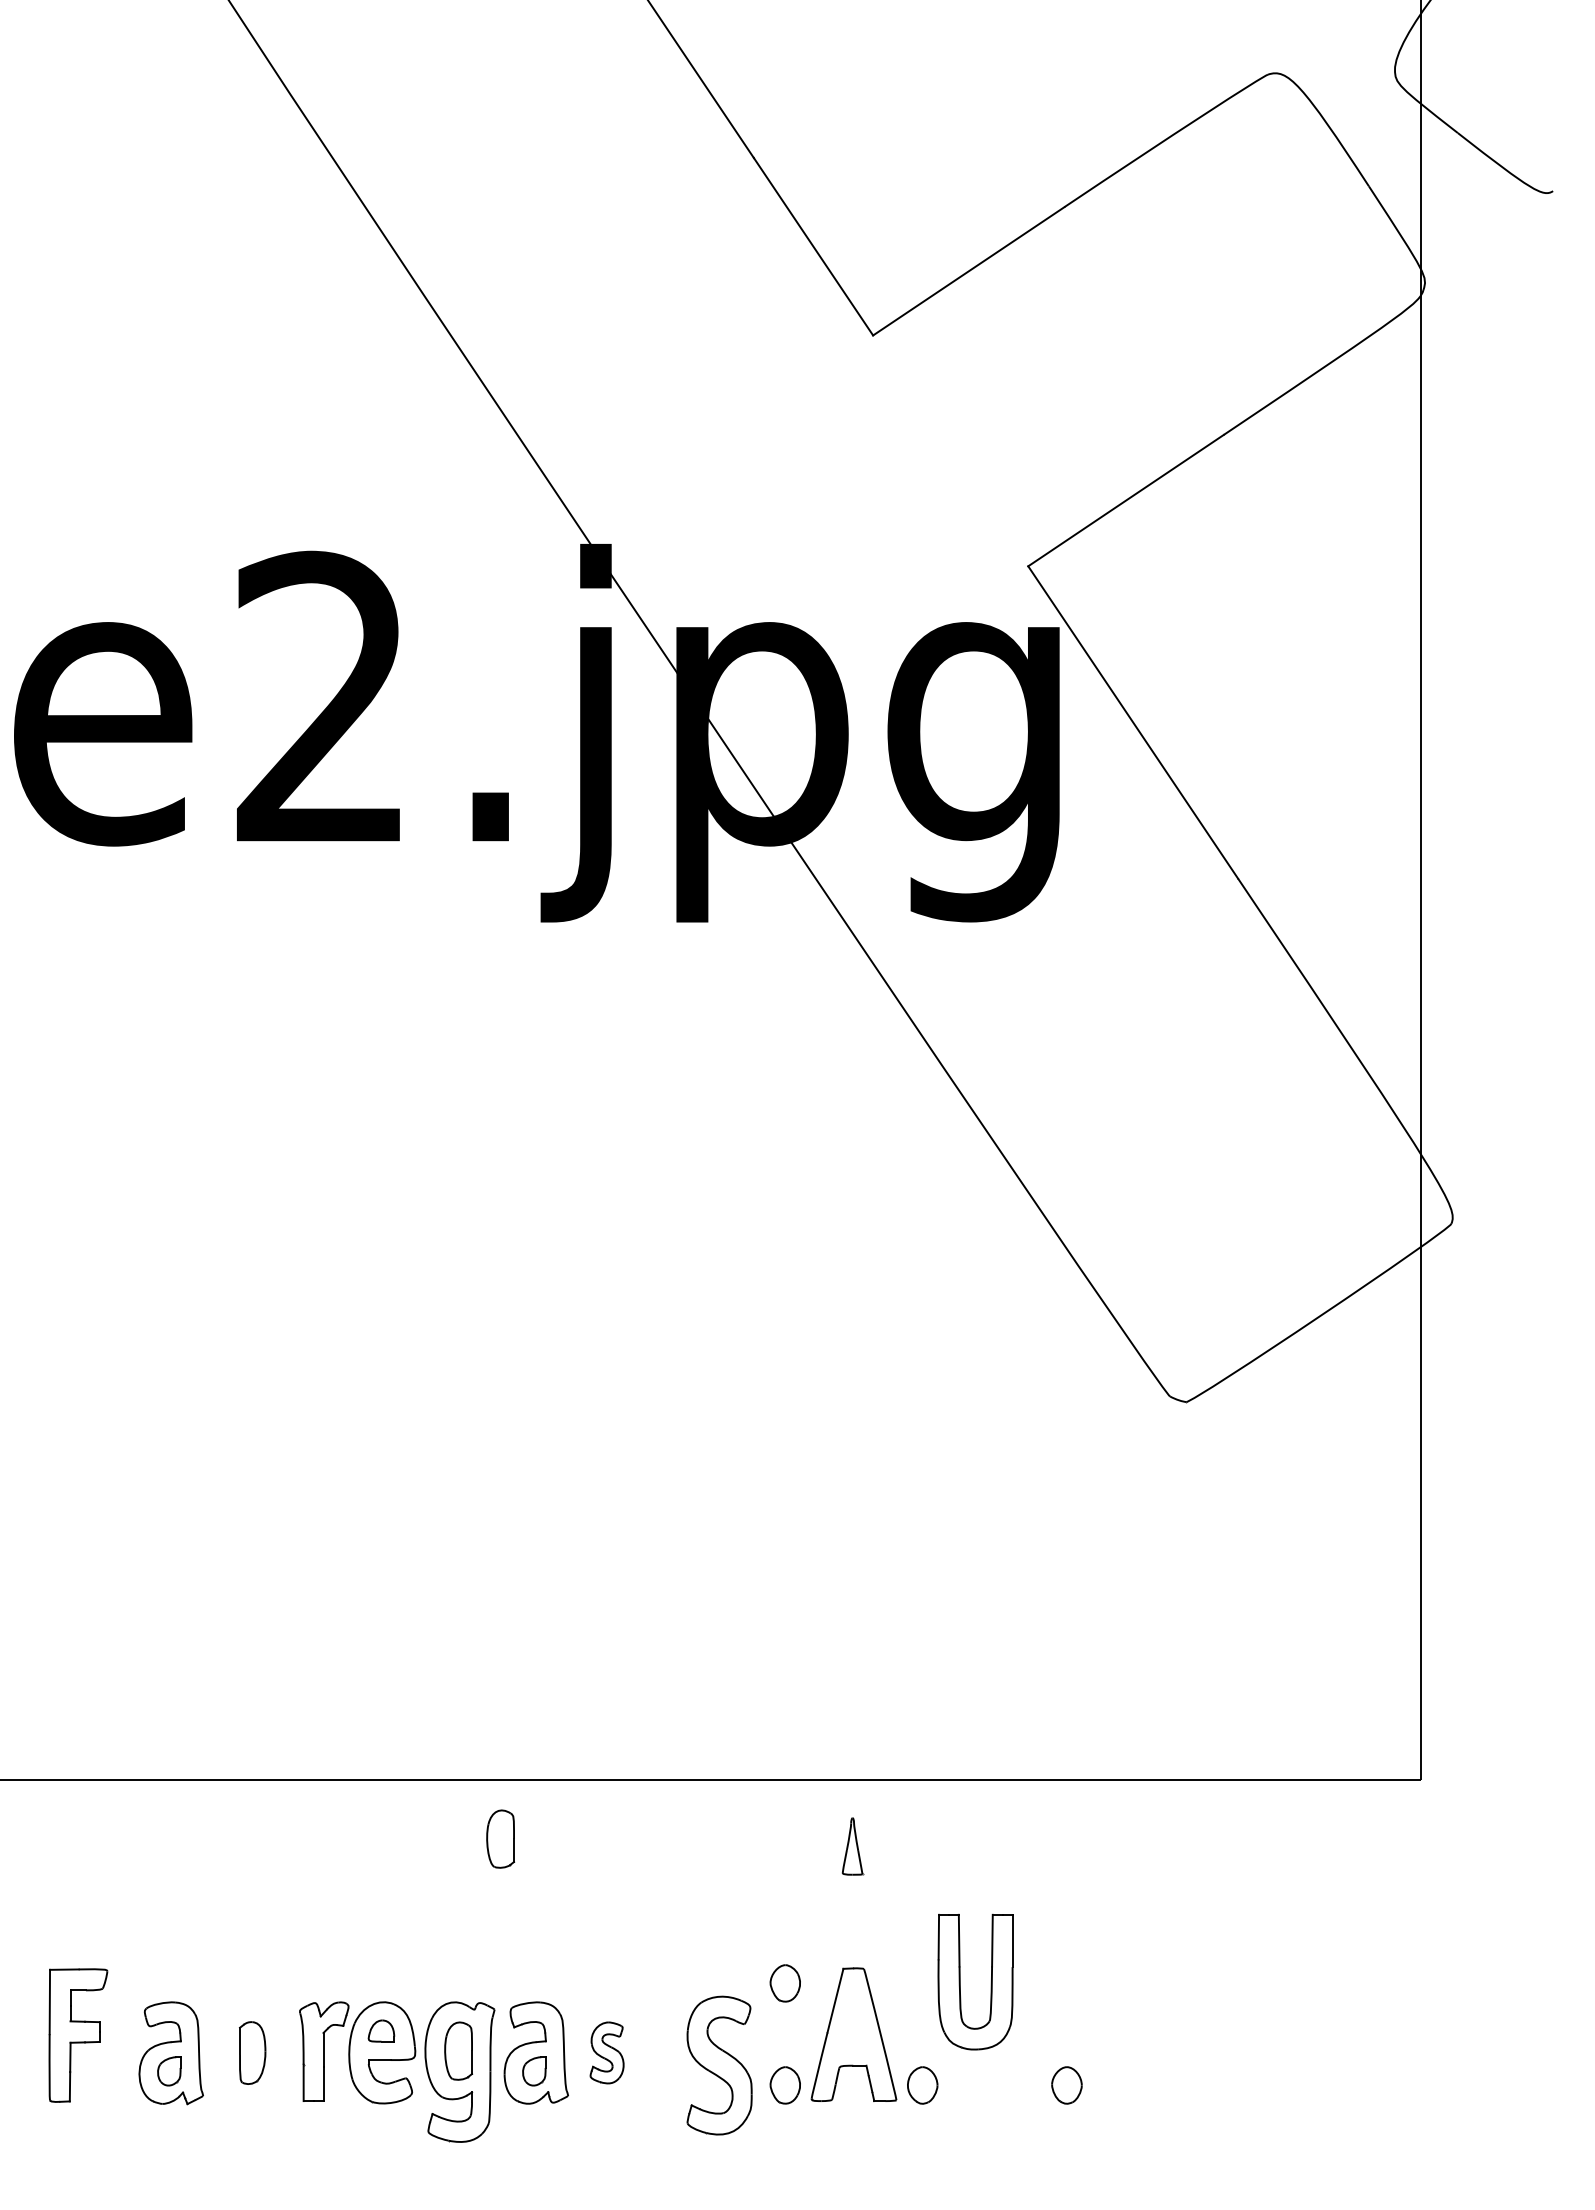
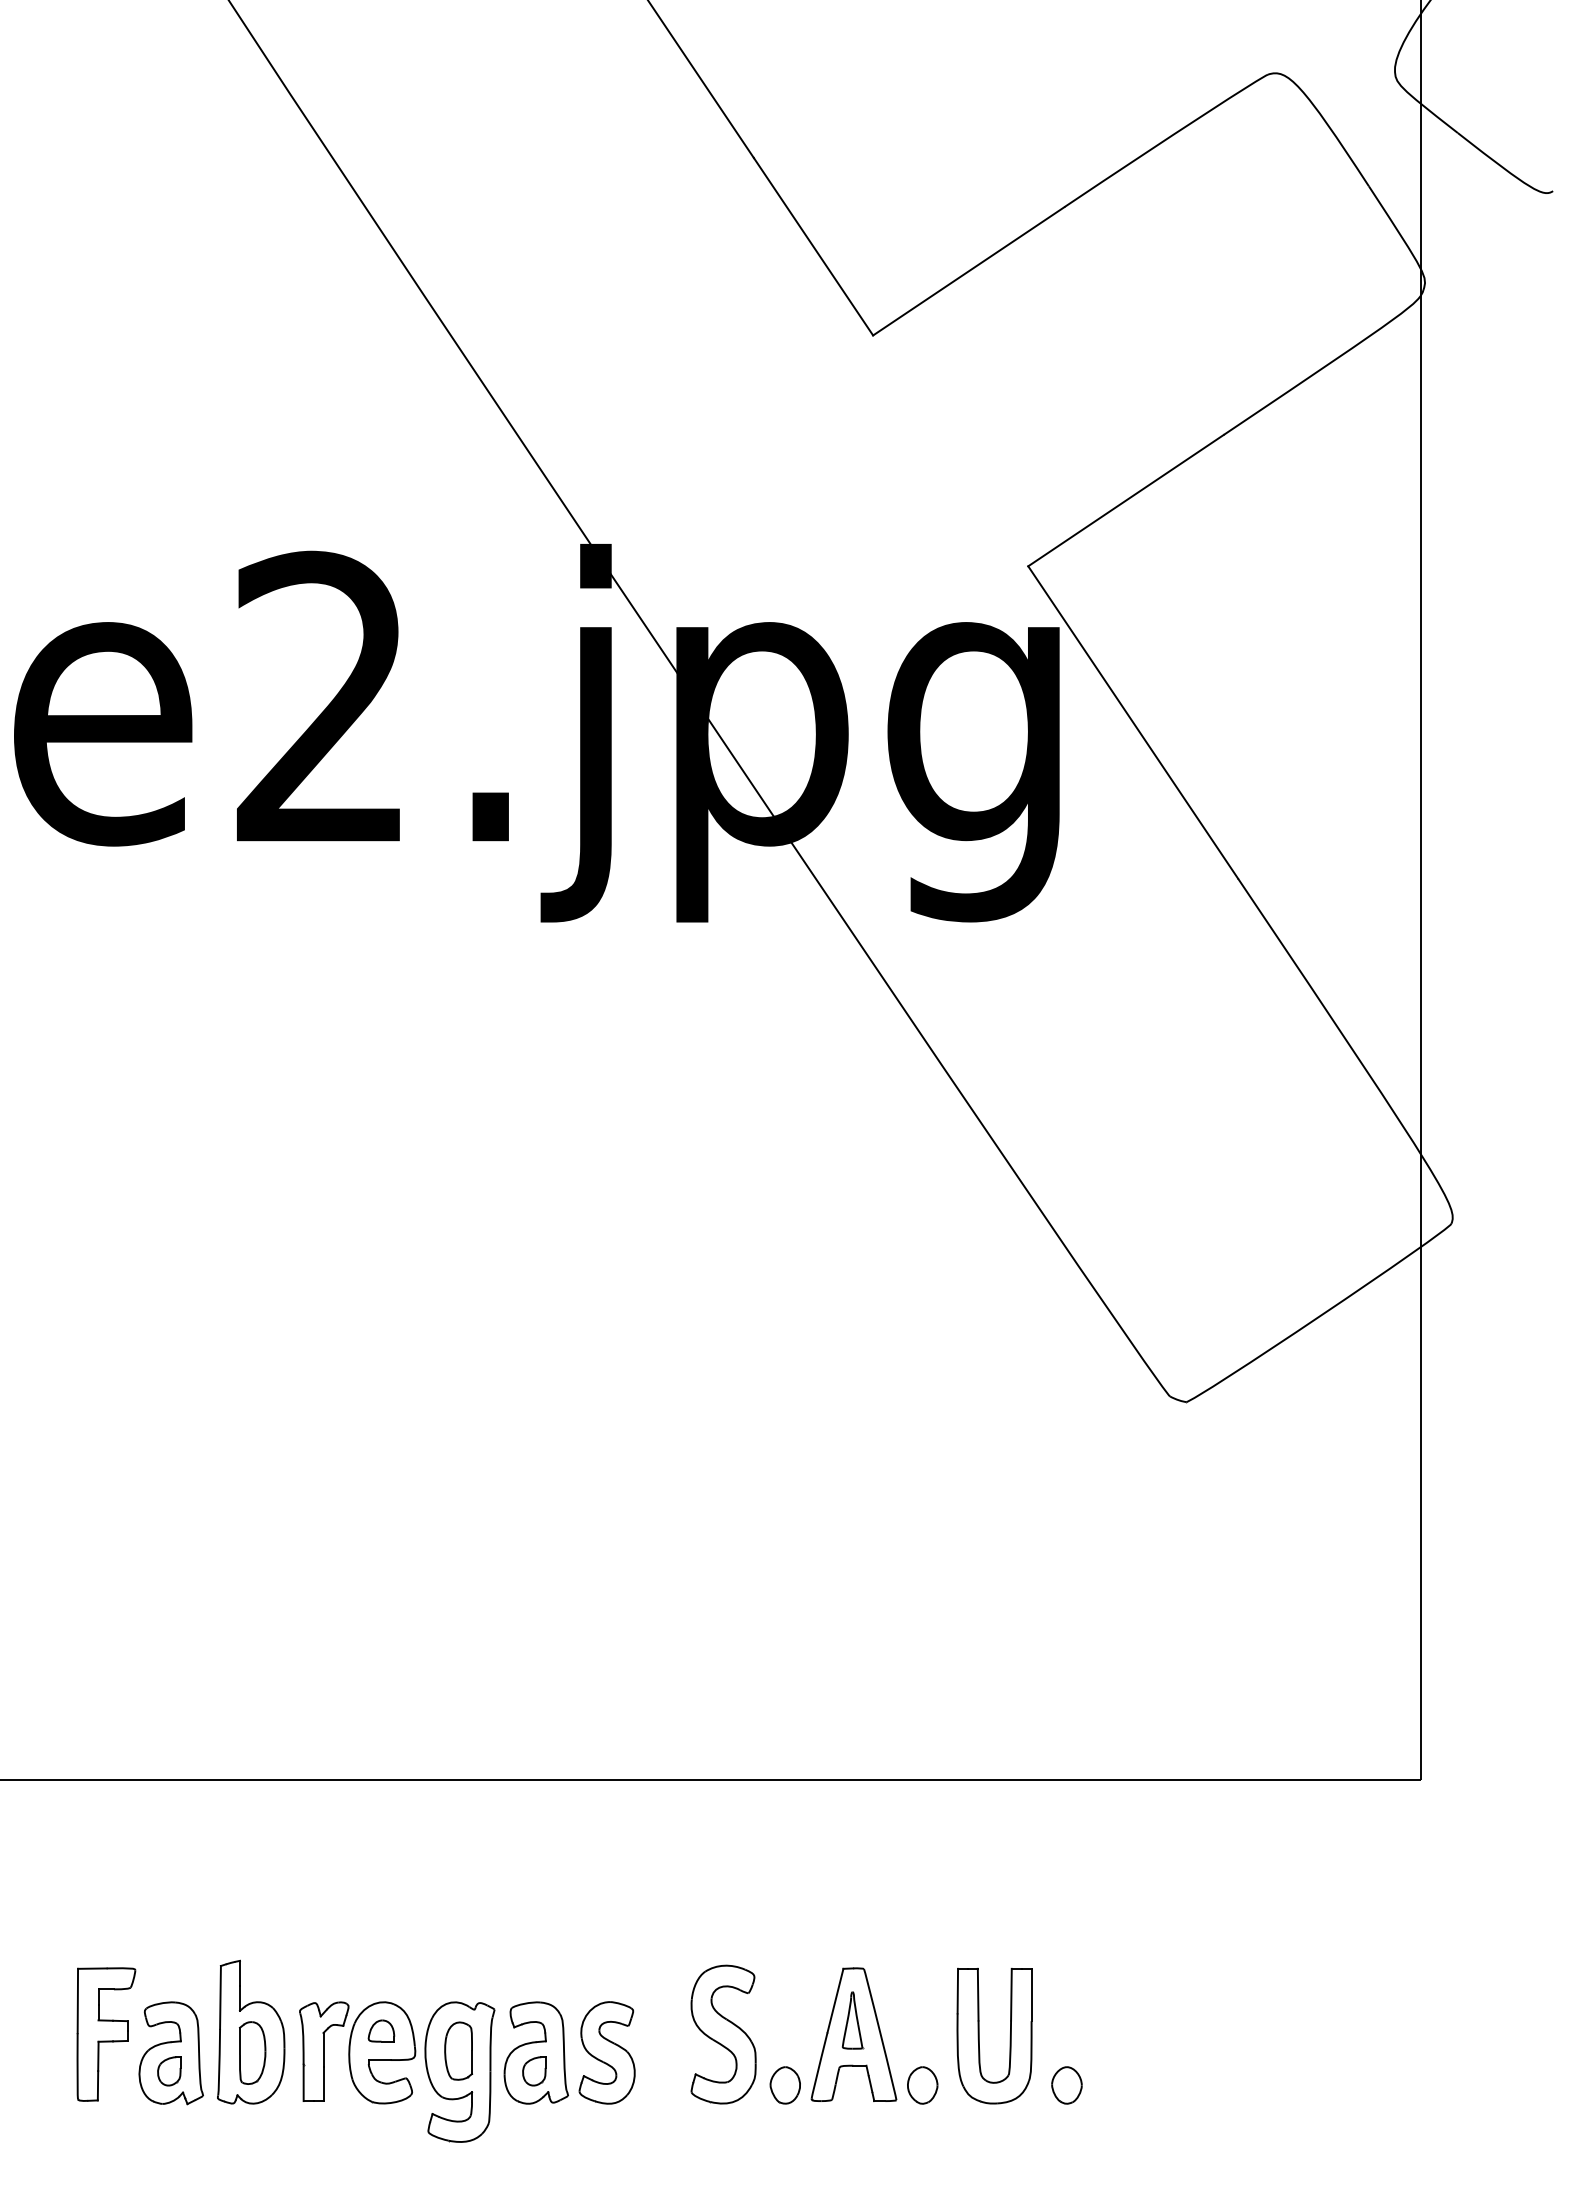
part: present -> none (500, 1838)
part position: (852, 1846) -> (852, 2020) (852, 2020)
part position: (960, 1982) -> (979, 2036) (979, 2036)
part: present -> none (784, 1983)
part: none -> present (251, 2031)
part position: (78, 2035) -> (106, 2034) (106, 2034)
part size: 36x64 px -> 58x104 px (606, 2052)
part position: (719, 2065) -> (723, 2034) (723, 2034)
